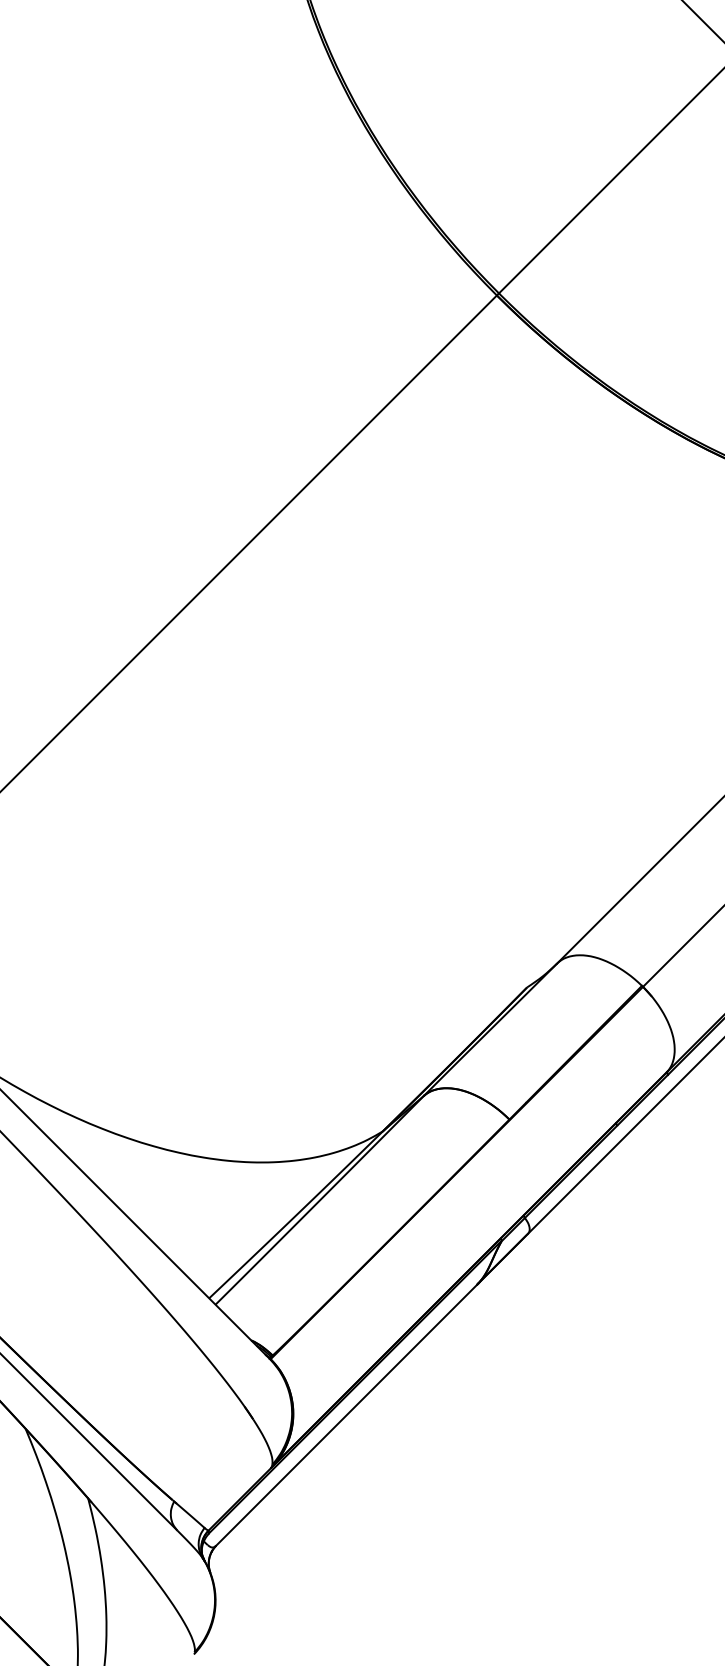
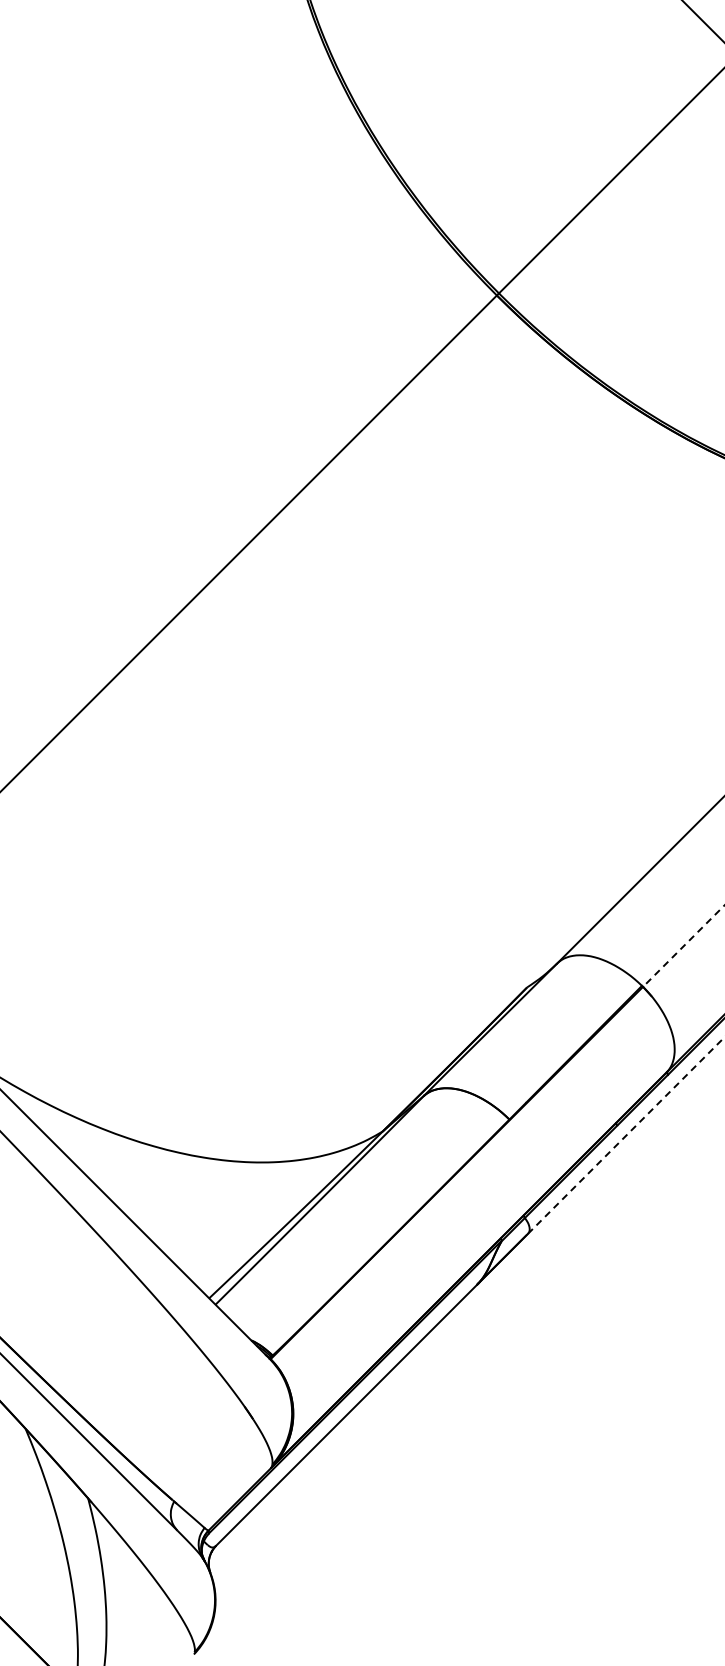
line: solid -> dashed (684, 945)
line: solid -> dashed (626, 1135)
